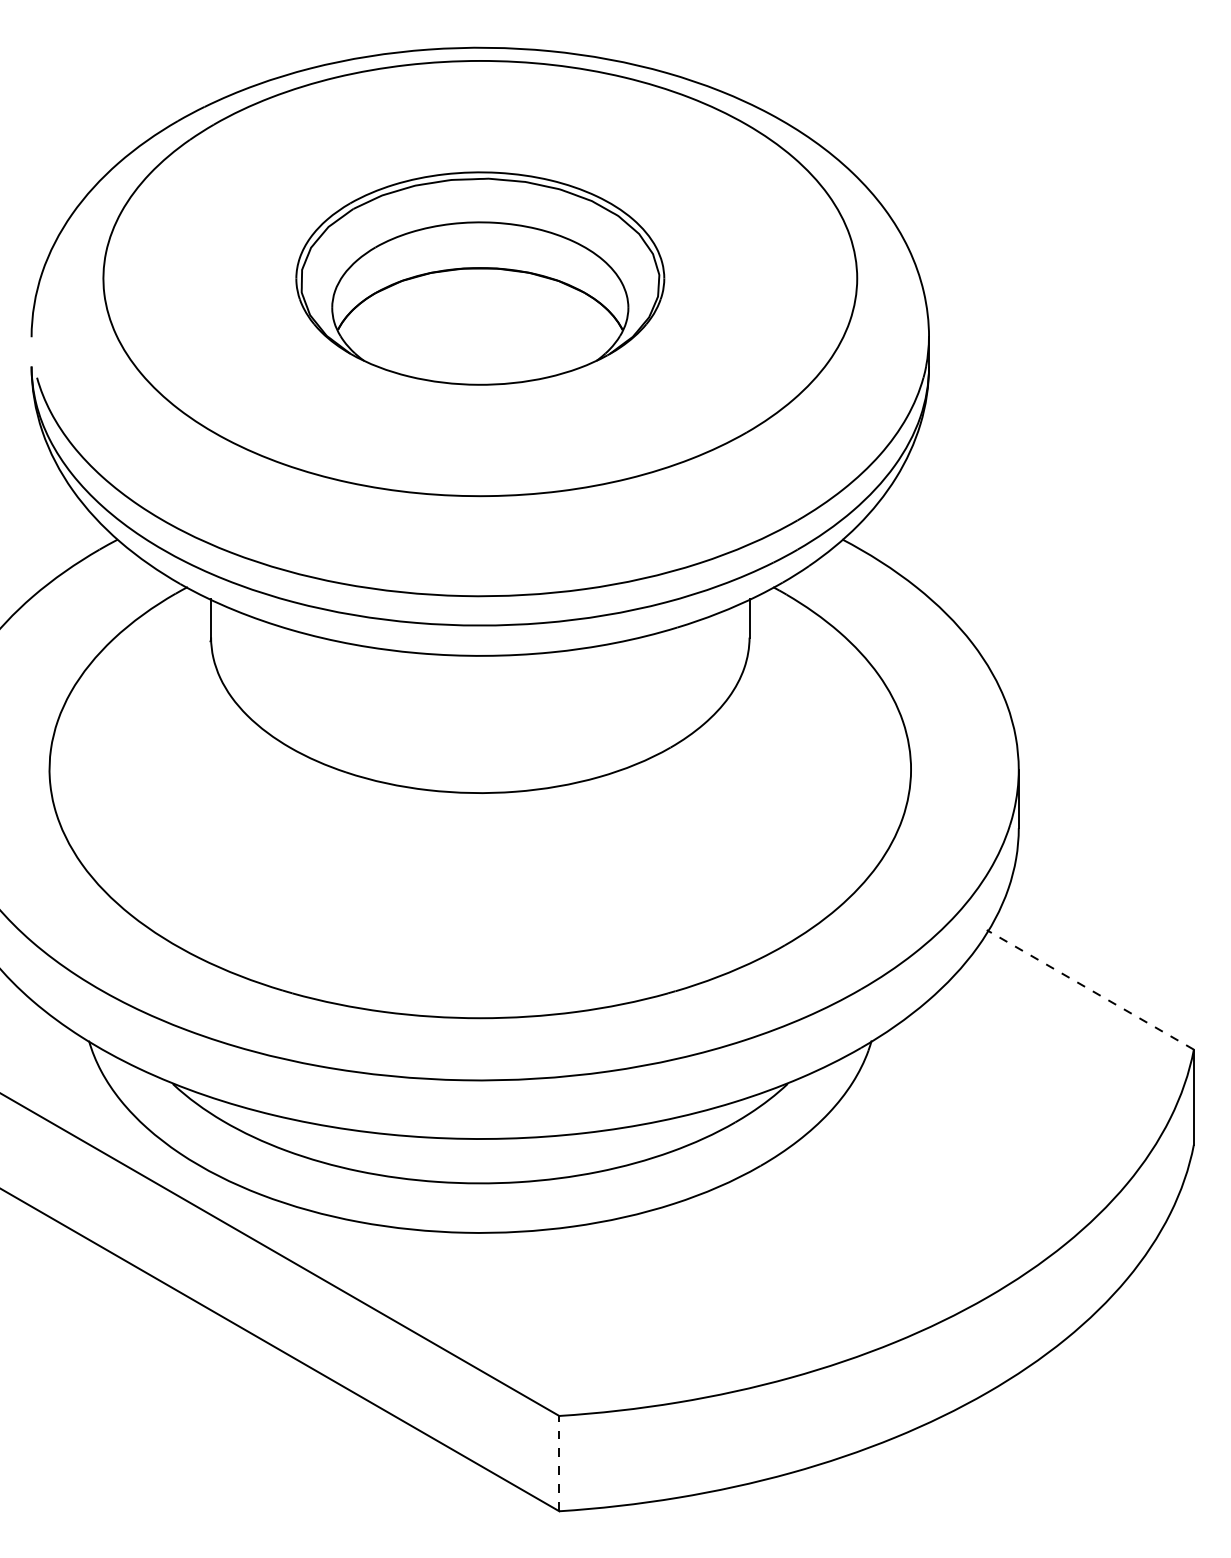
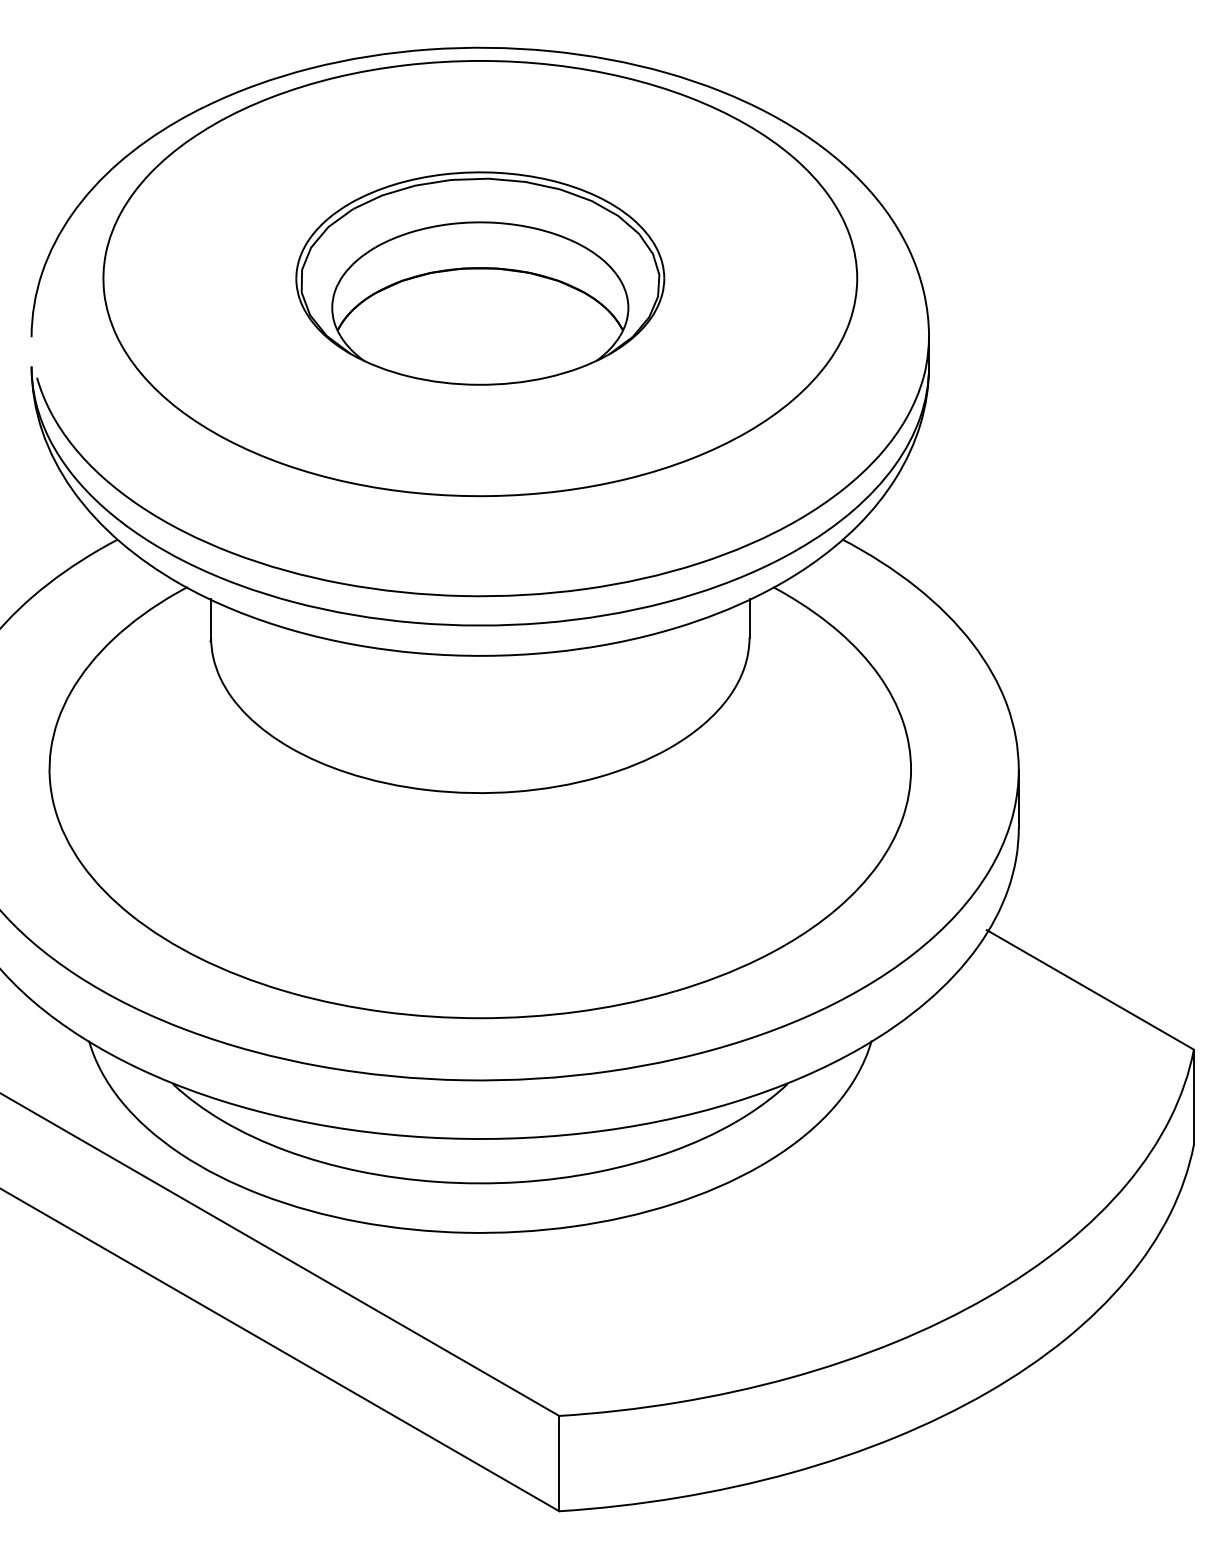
line: dashed -> solid (1090, 989)
line: dashed -> solid (559, 1463)
